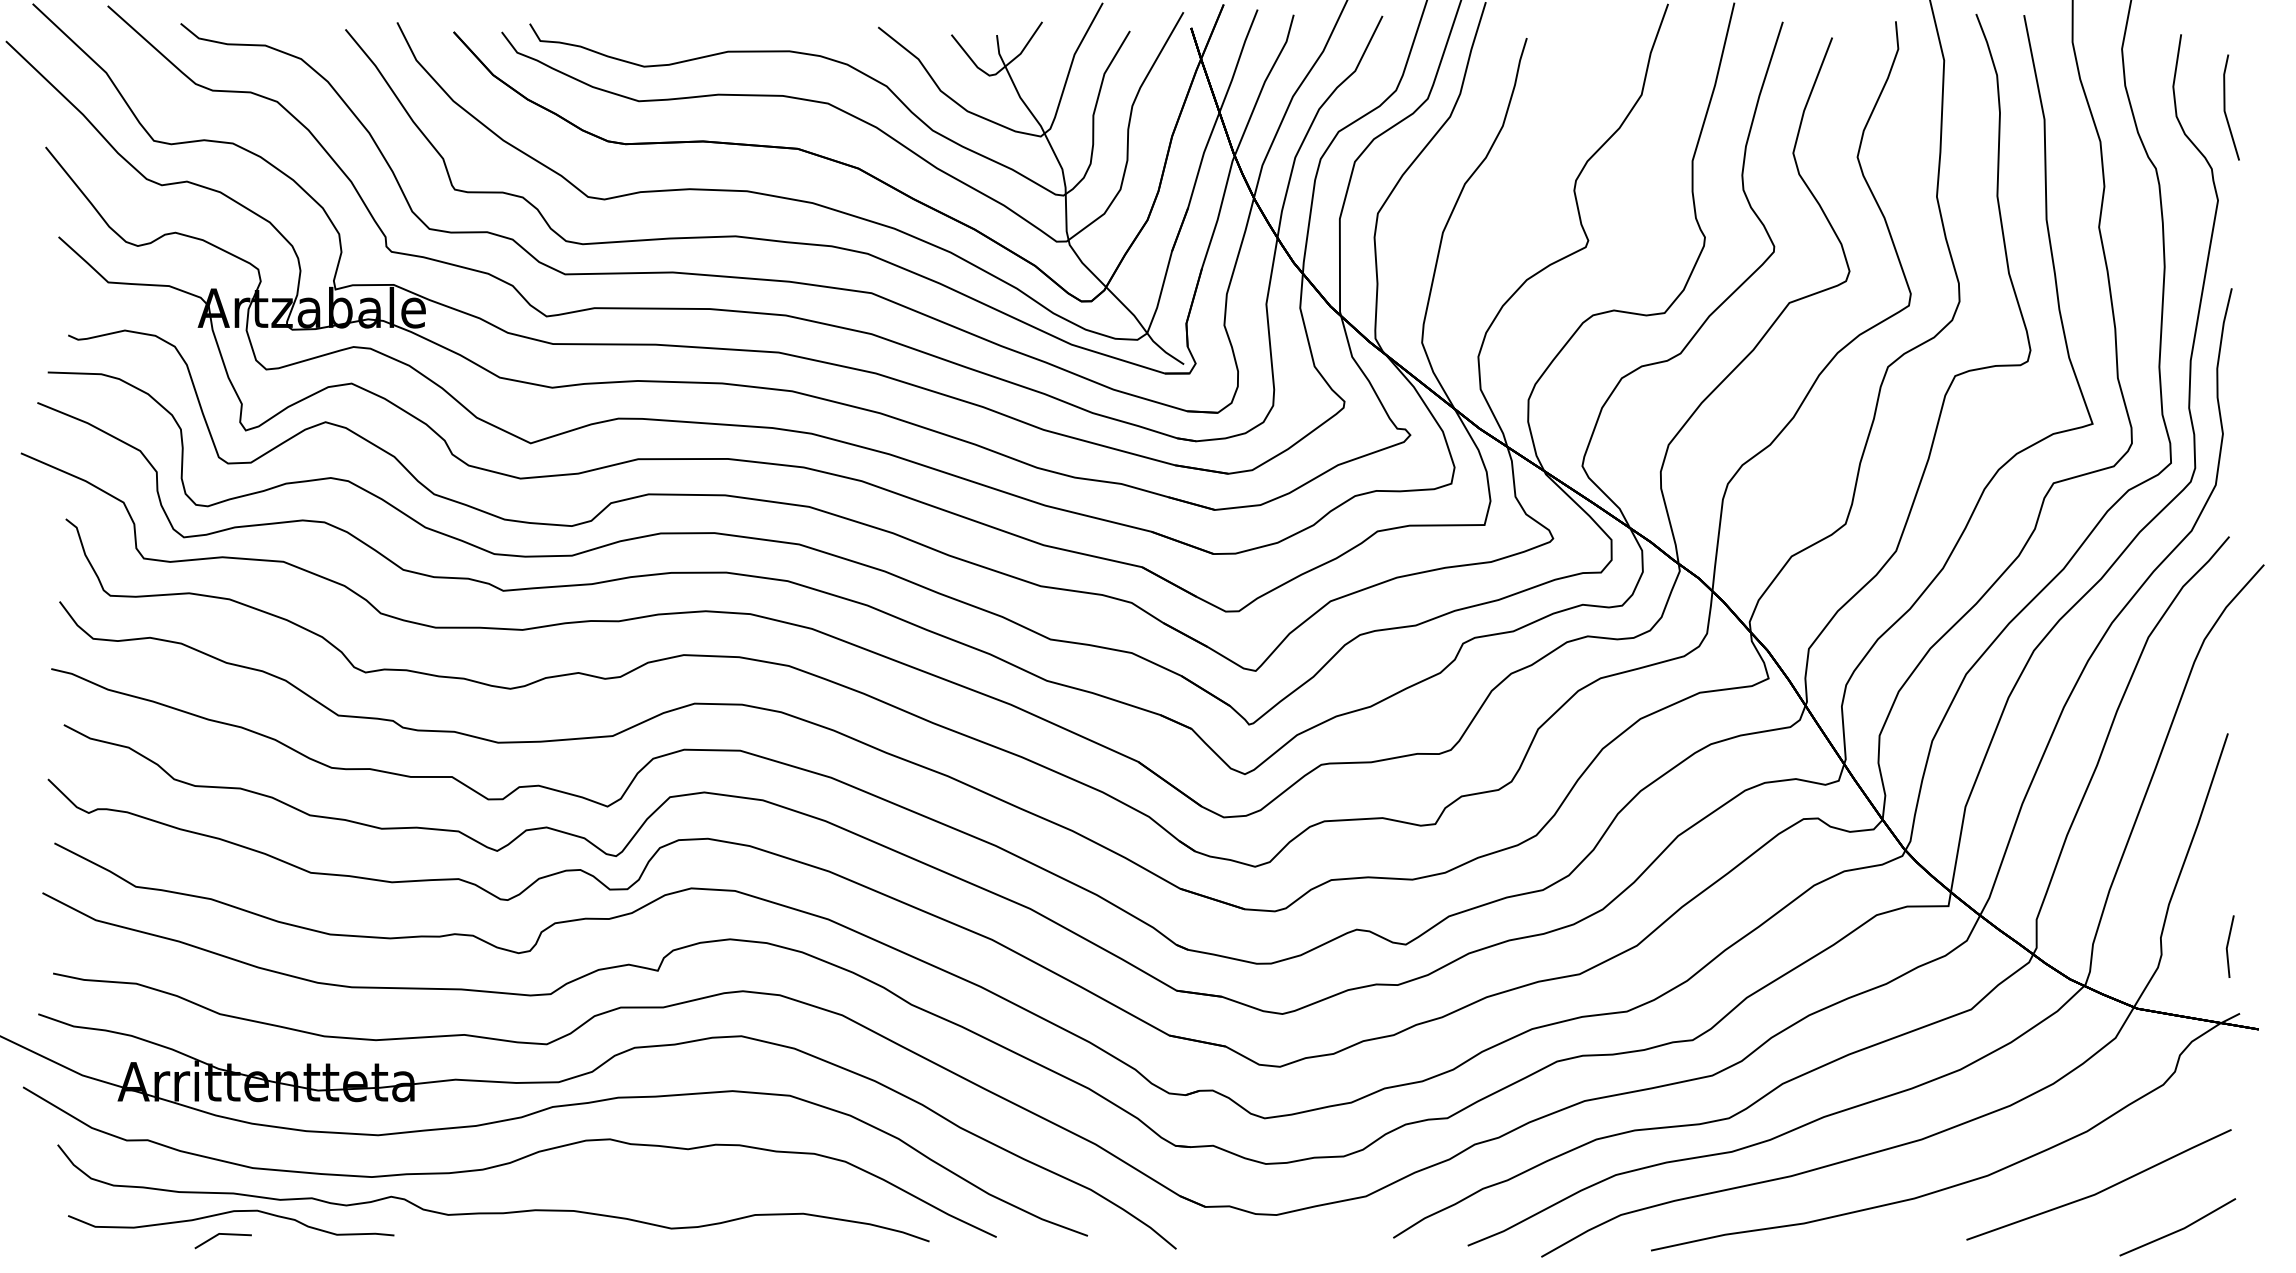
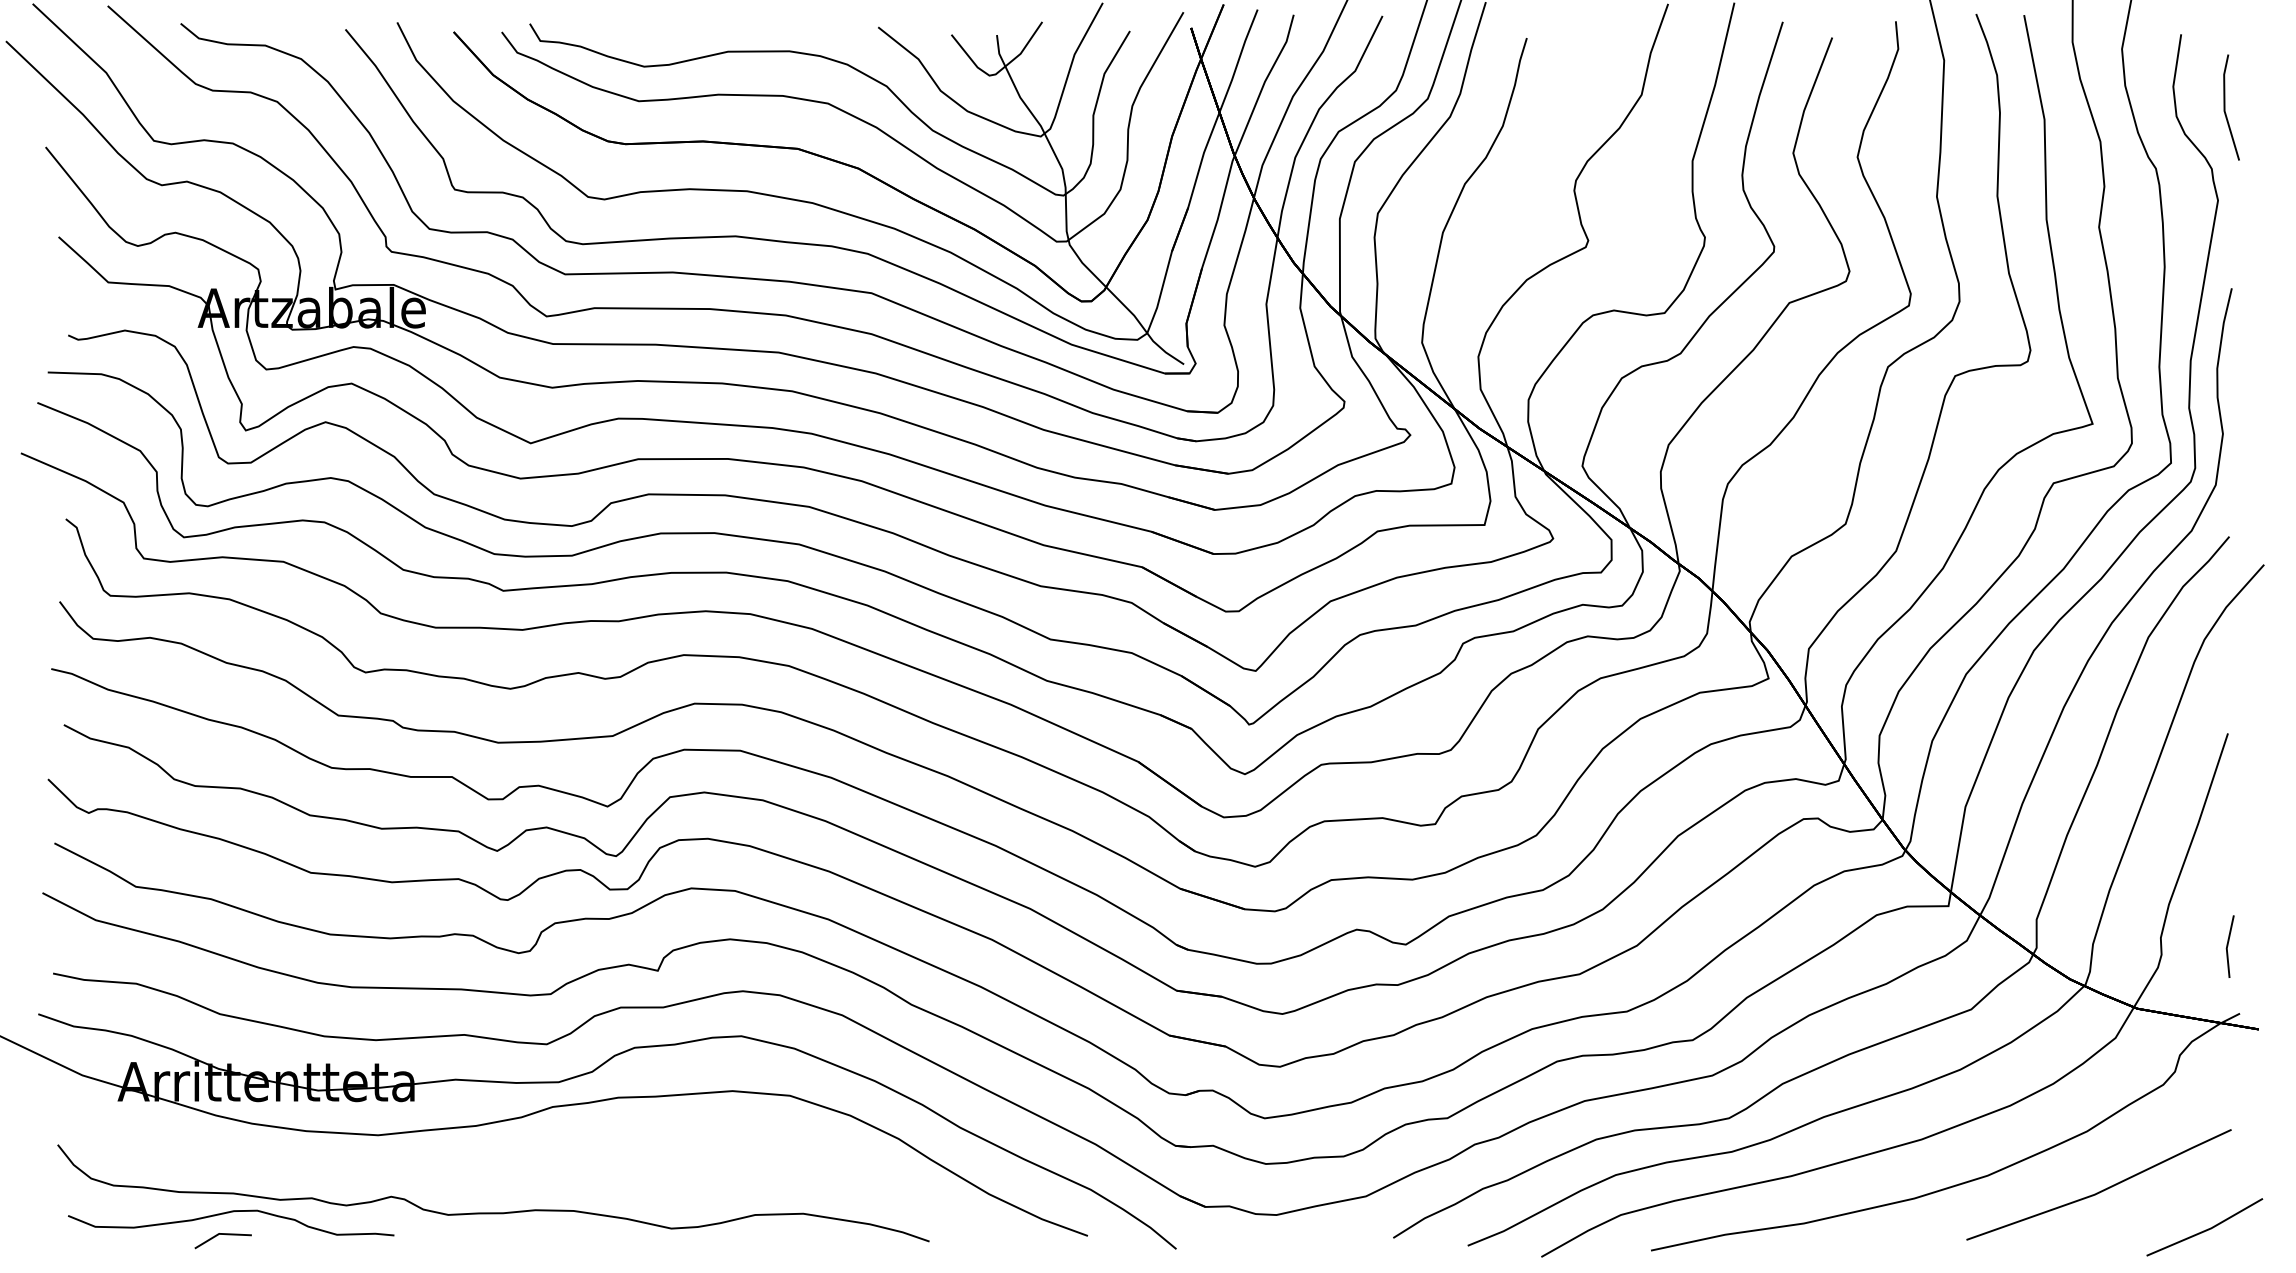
part: present -> none (509, 1161)
part position: (2177, 1227) -> (2204, 1227) (2204, 1227)
